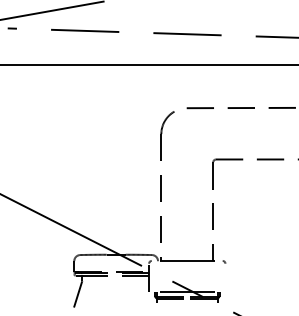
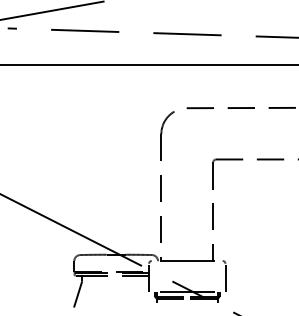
line: none -> present (225, 277)
